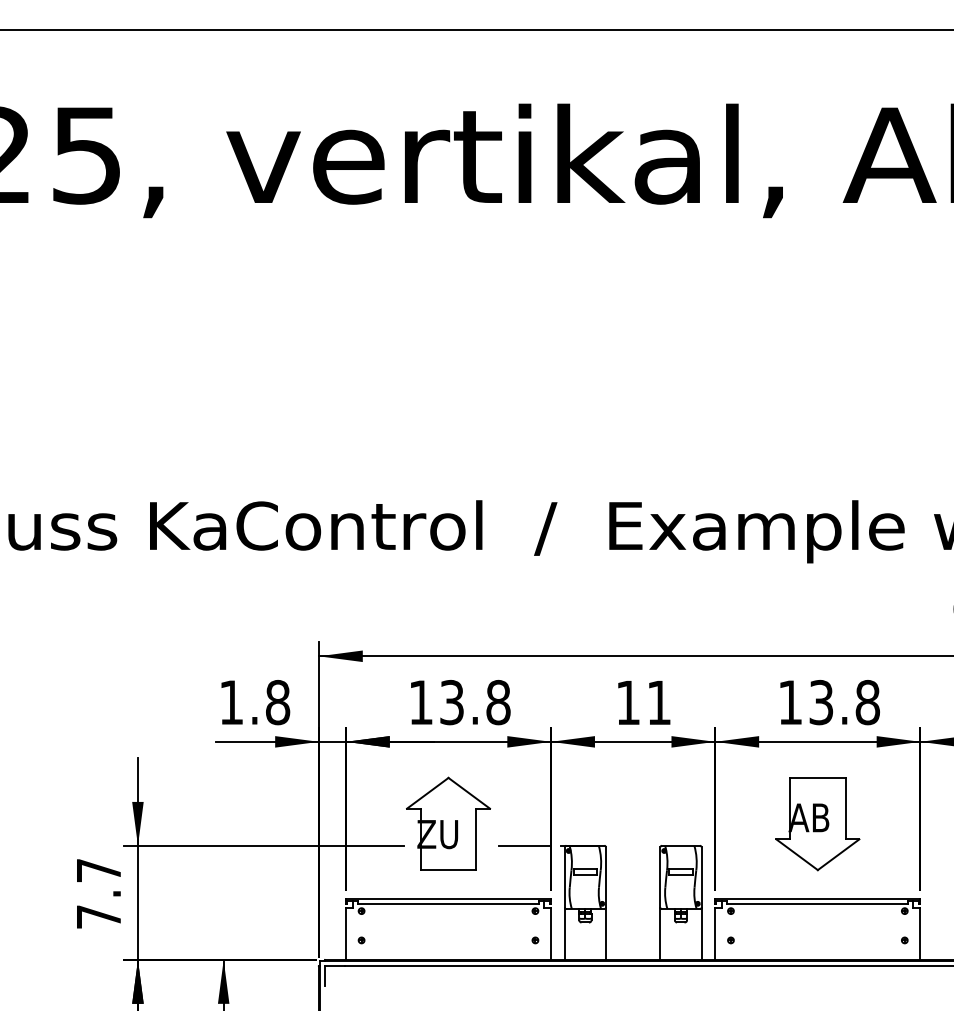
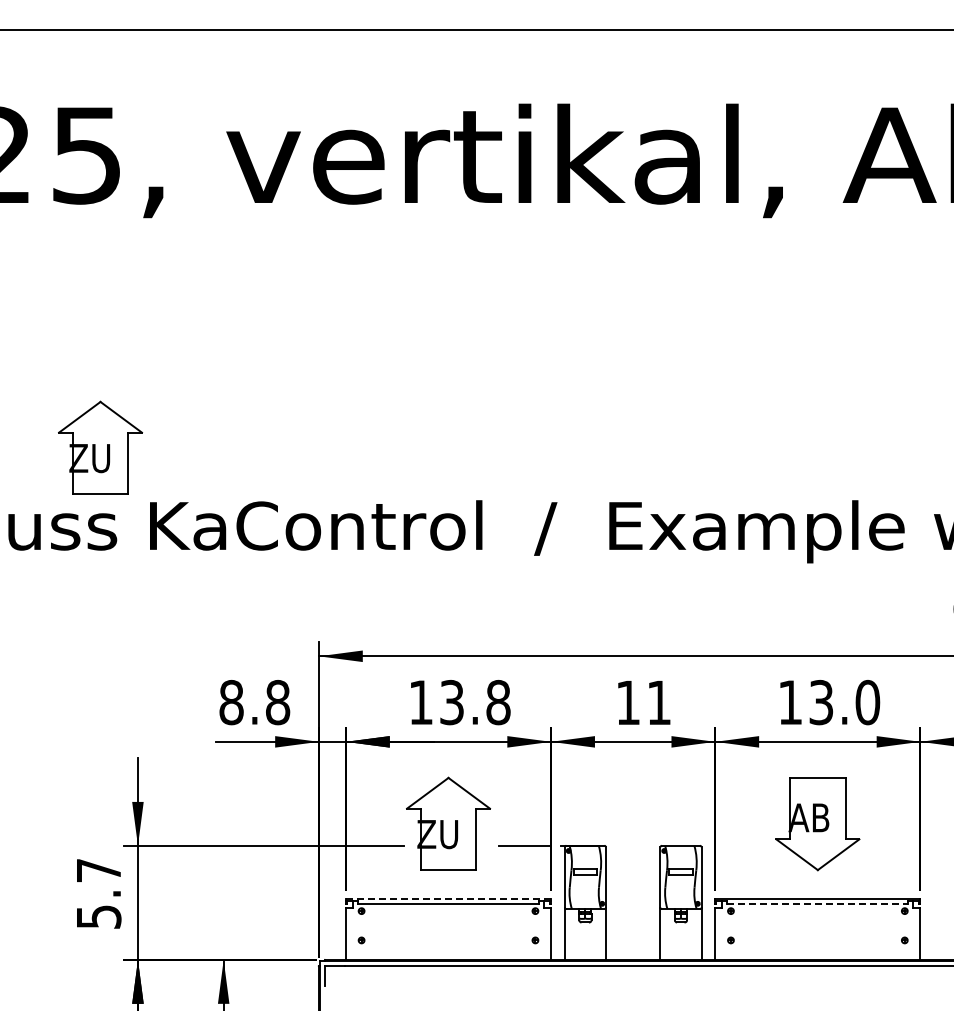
part: none -> present (100, 447)
text: 1.8 -> 8.8 (231, 702)
text: 13.8 -> 13.0 (867, 702)
line: solid -> dashed (448, 899)
line: solid -> dashed (817, 904)
text: 7.7 -> 5.7 (99, 916)
